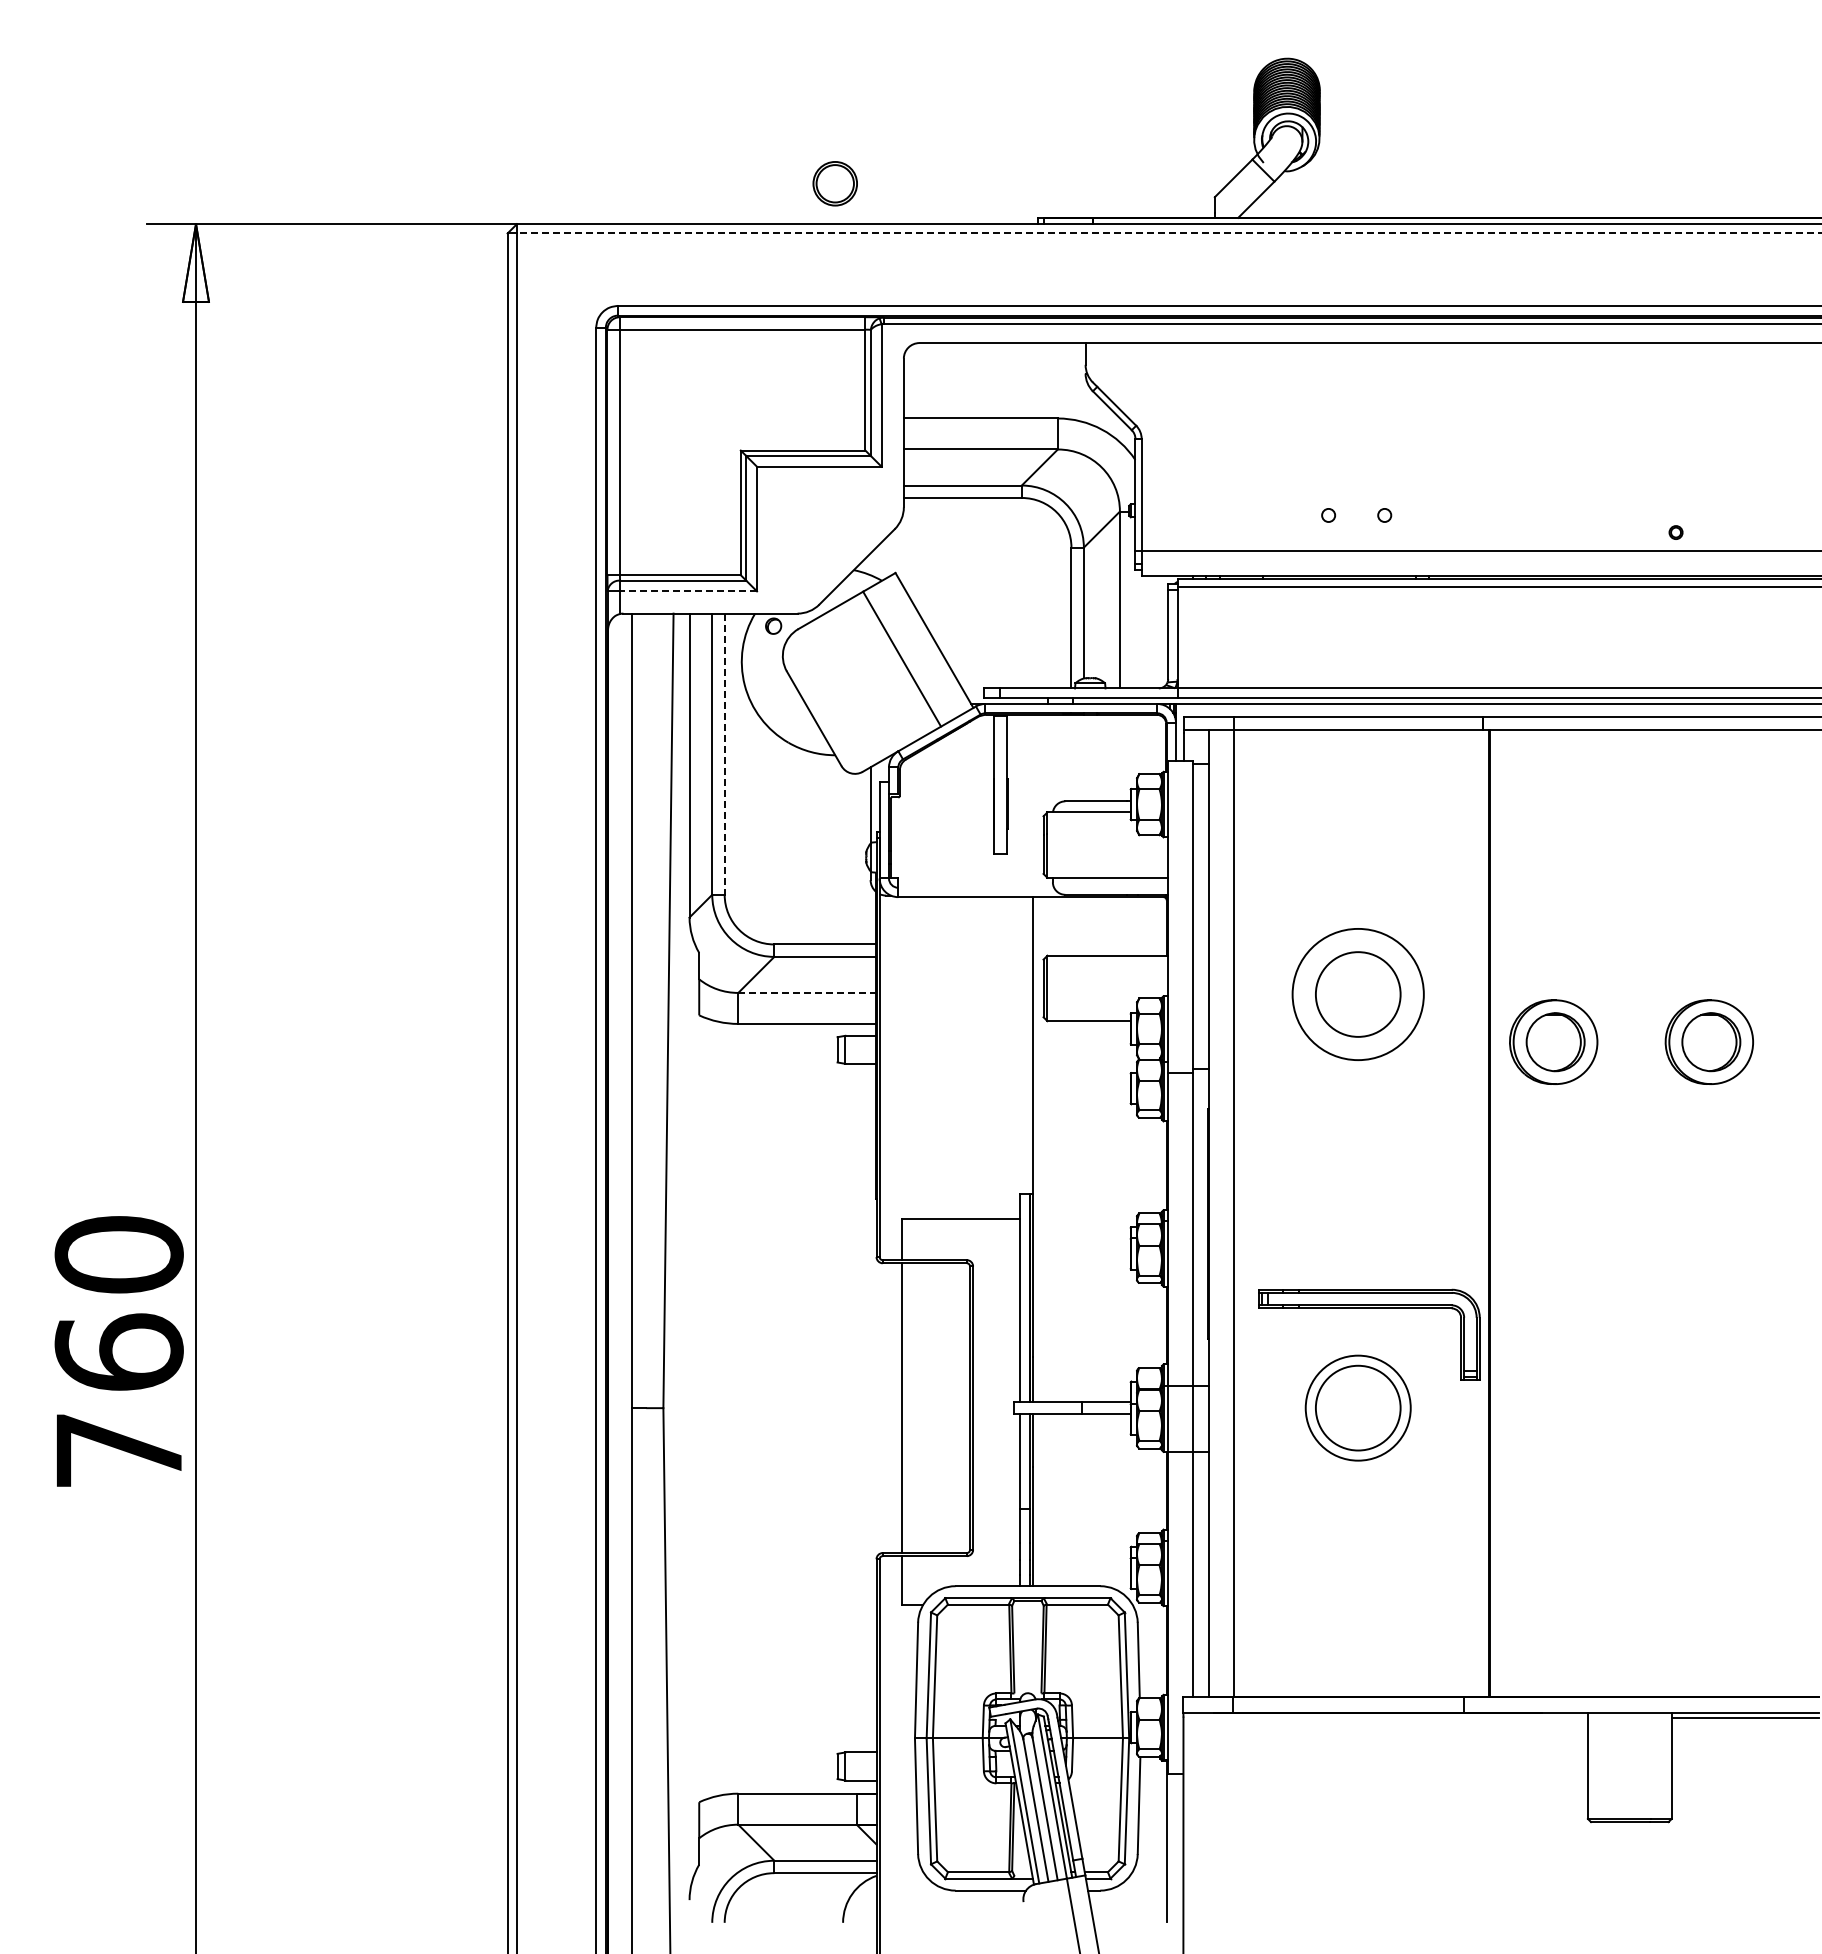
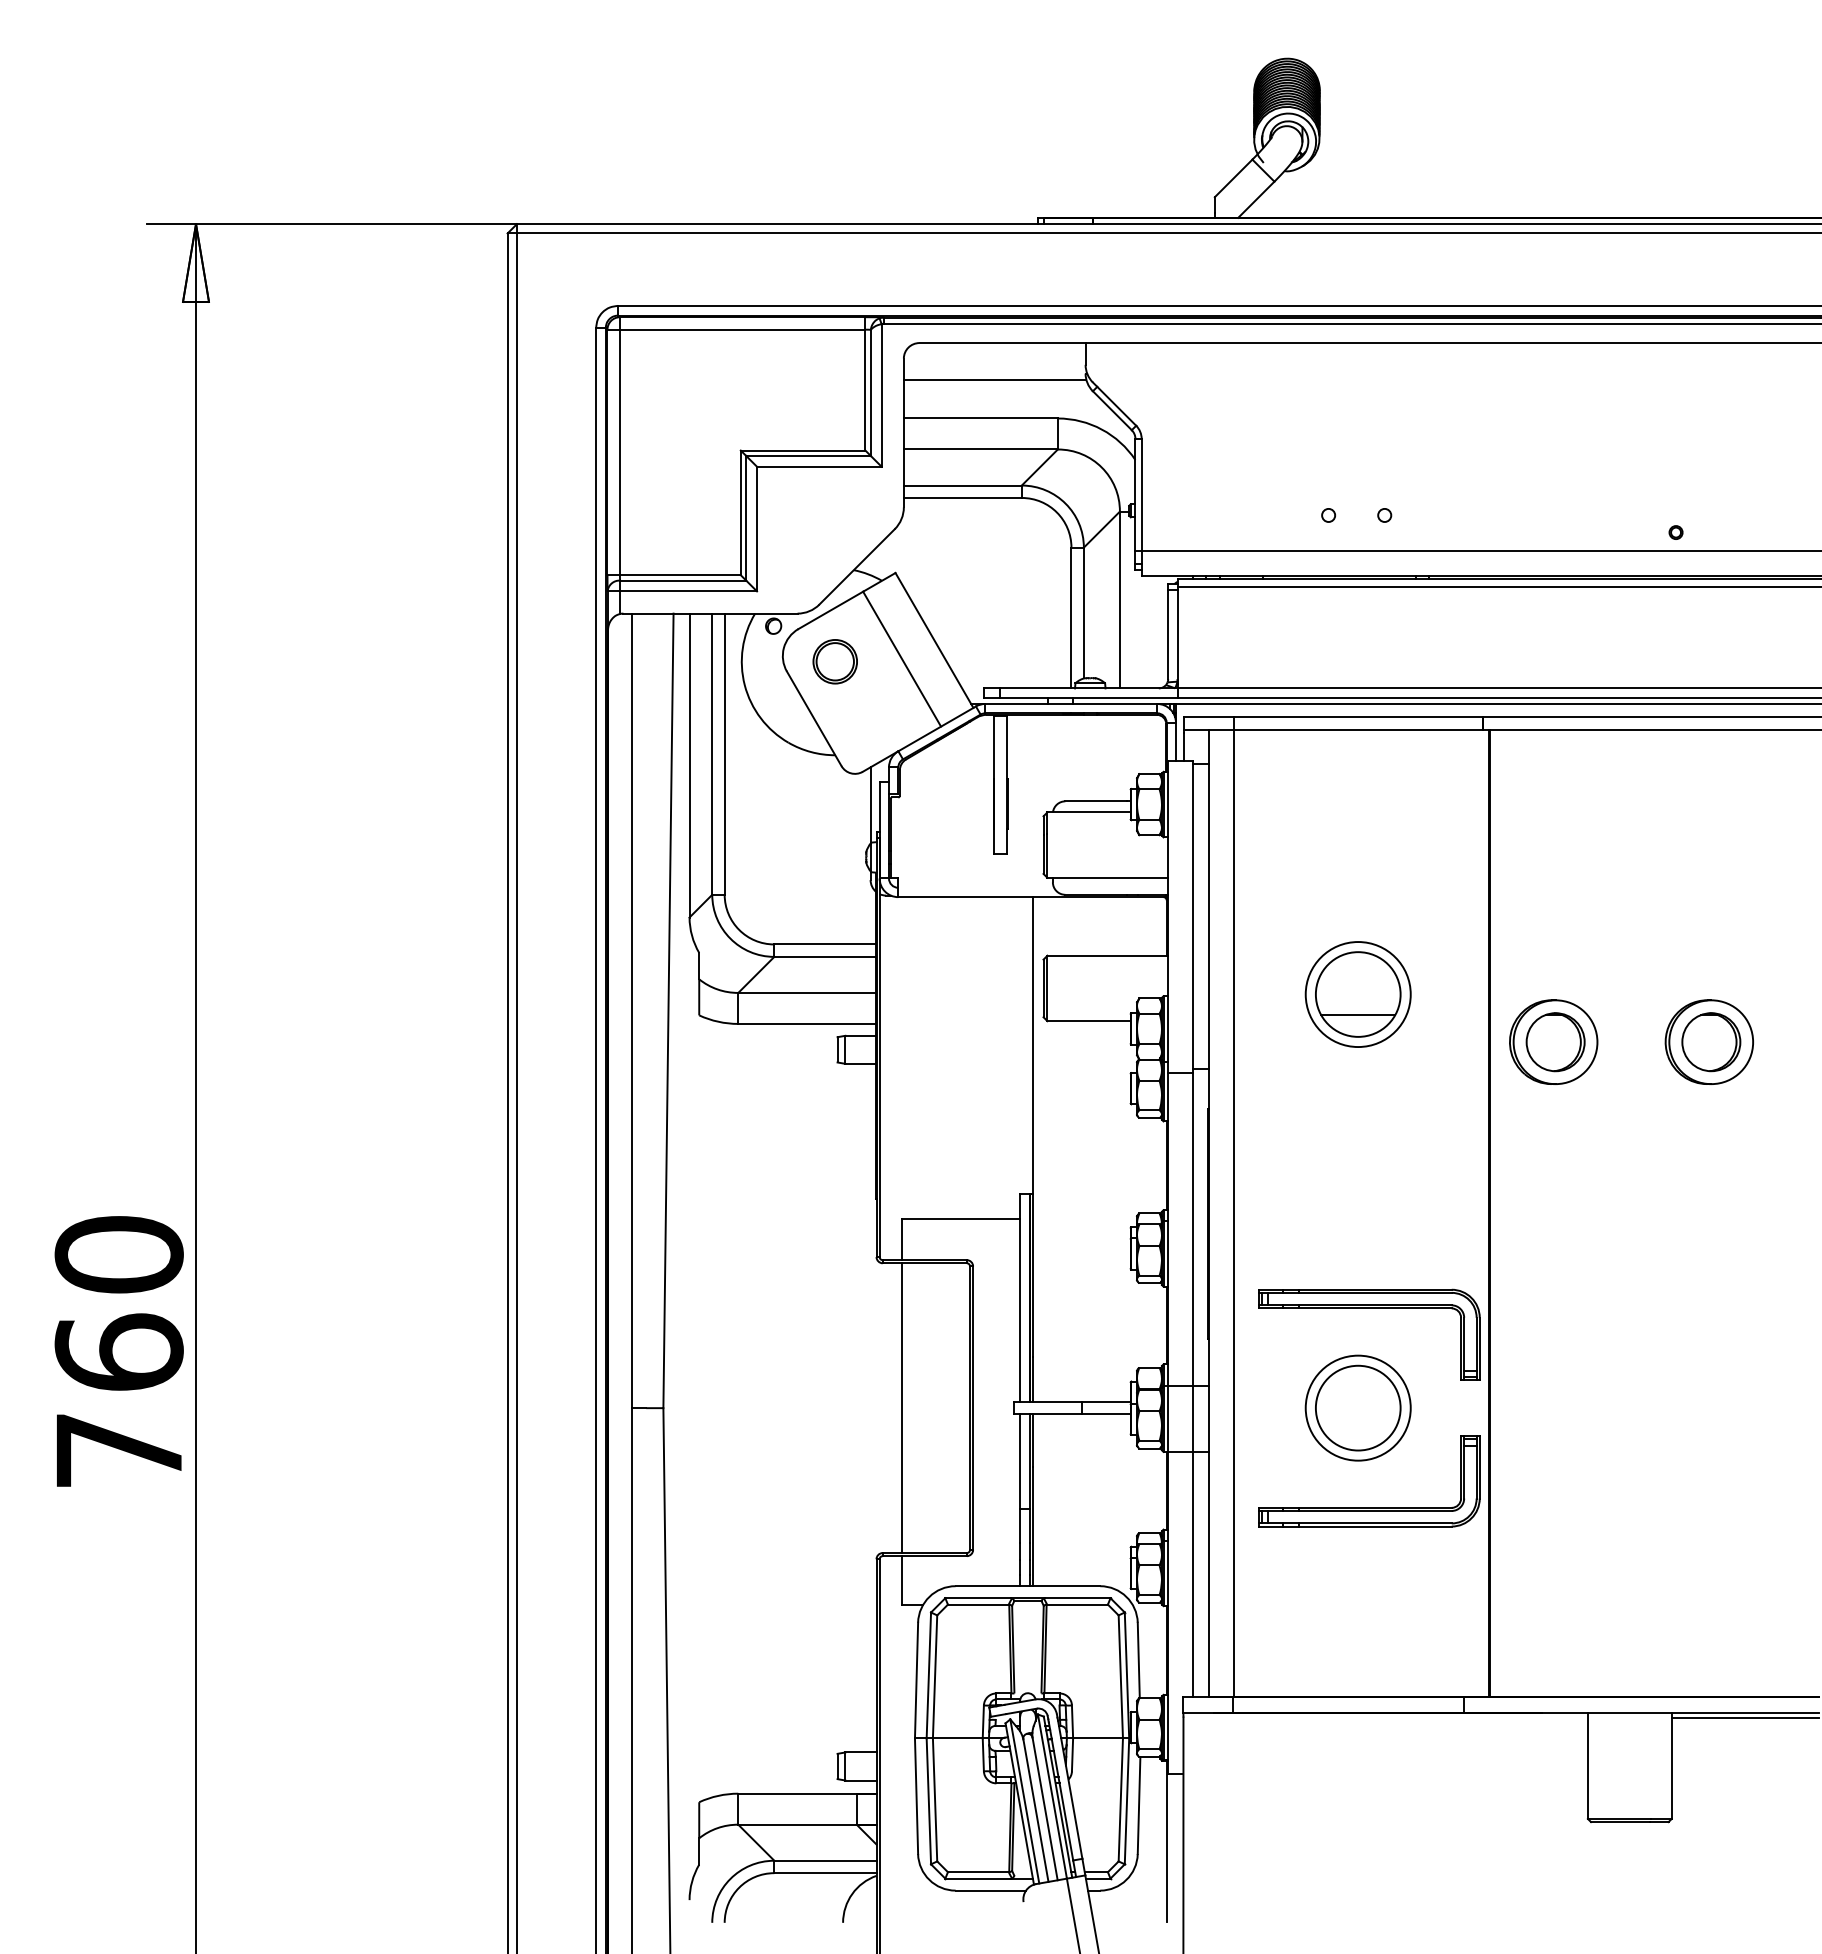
part position: (834, 183) -> (834, 661) (834, 661)
line: dashed -> solid (1168, 233)
line: none -> present (994, 379)
line: dashed -> solid (688, 591)
line: dashed -> solid (724, 754)
line: dashed -> solid (807, 992)
circle diameter: 131 px -> 105 px (1357, 994)
line: none -> present (1358, 1014)
part: none -> present (1369, 1507)
